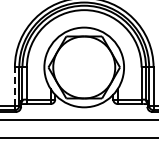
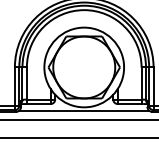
line: dashed -> solid (14, 86)
line: none -> present (84, 110)
